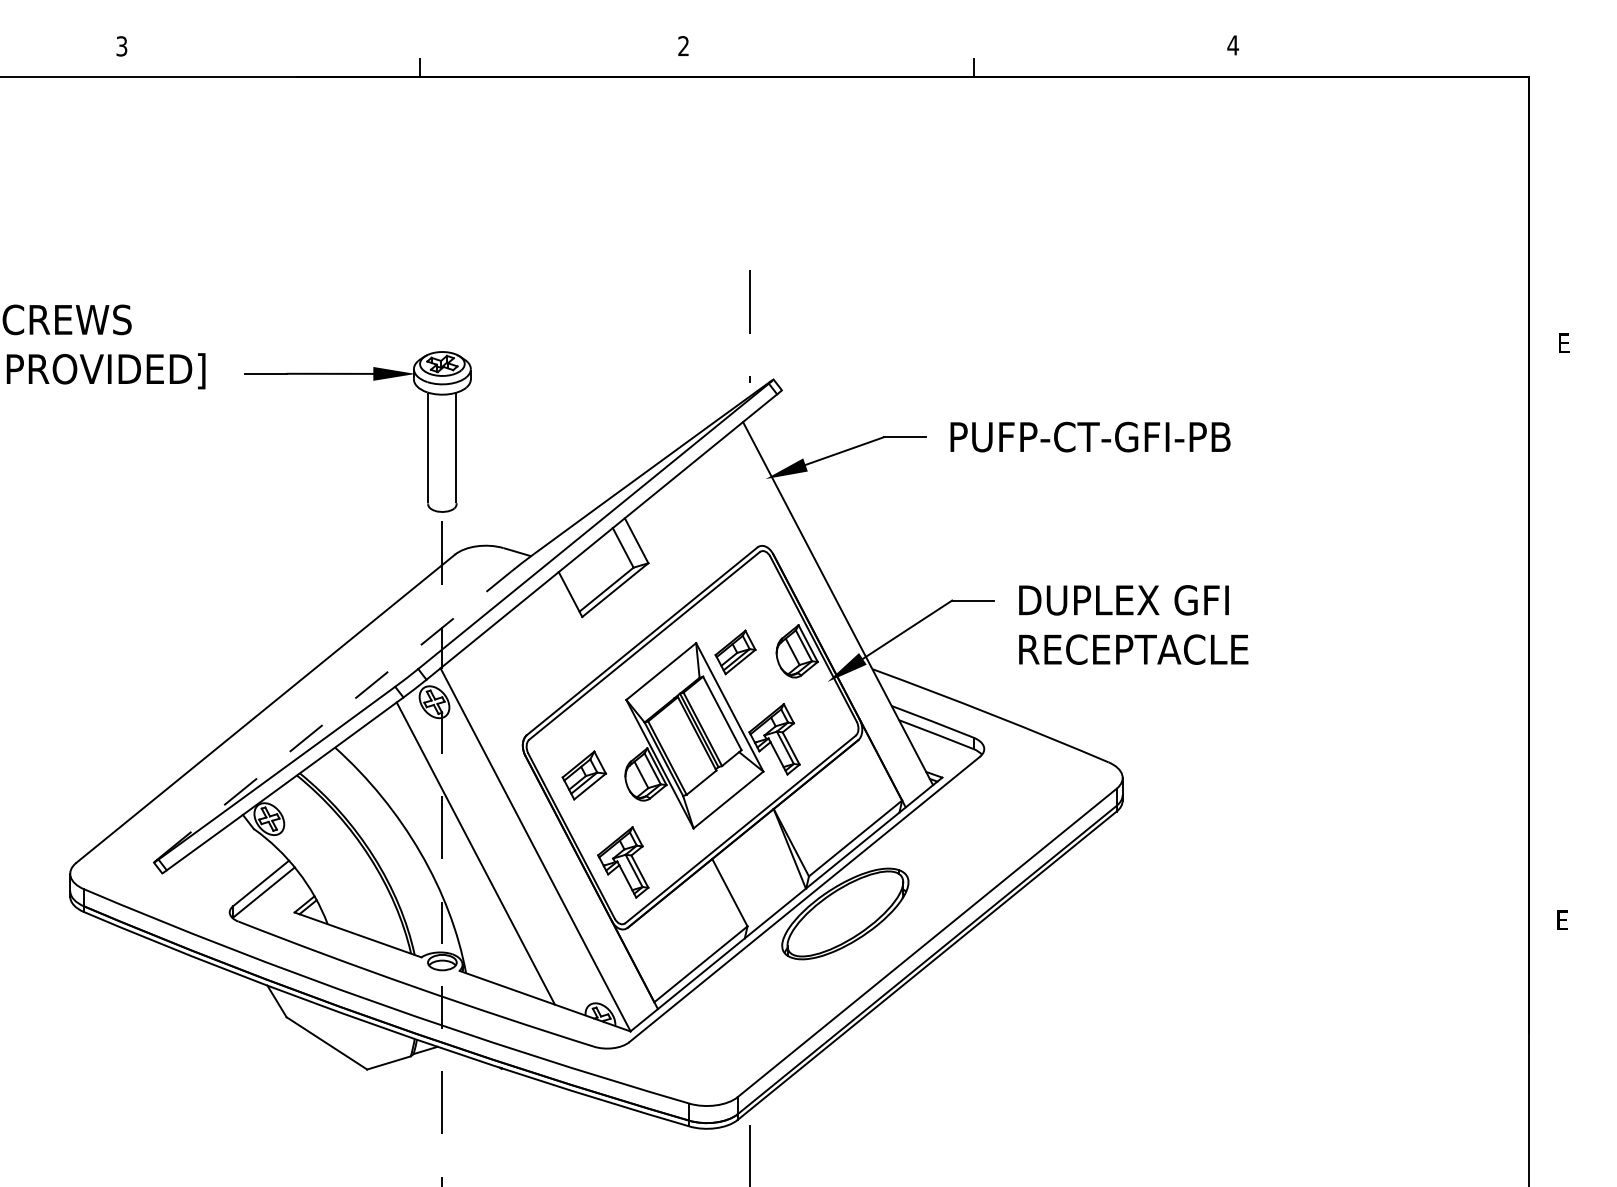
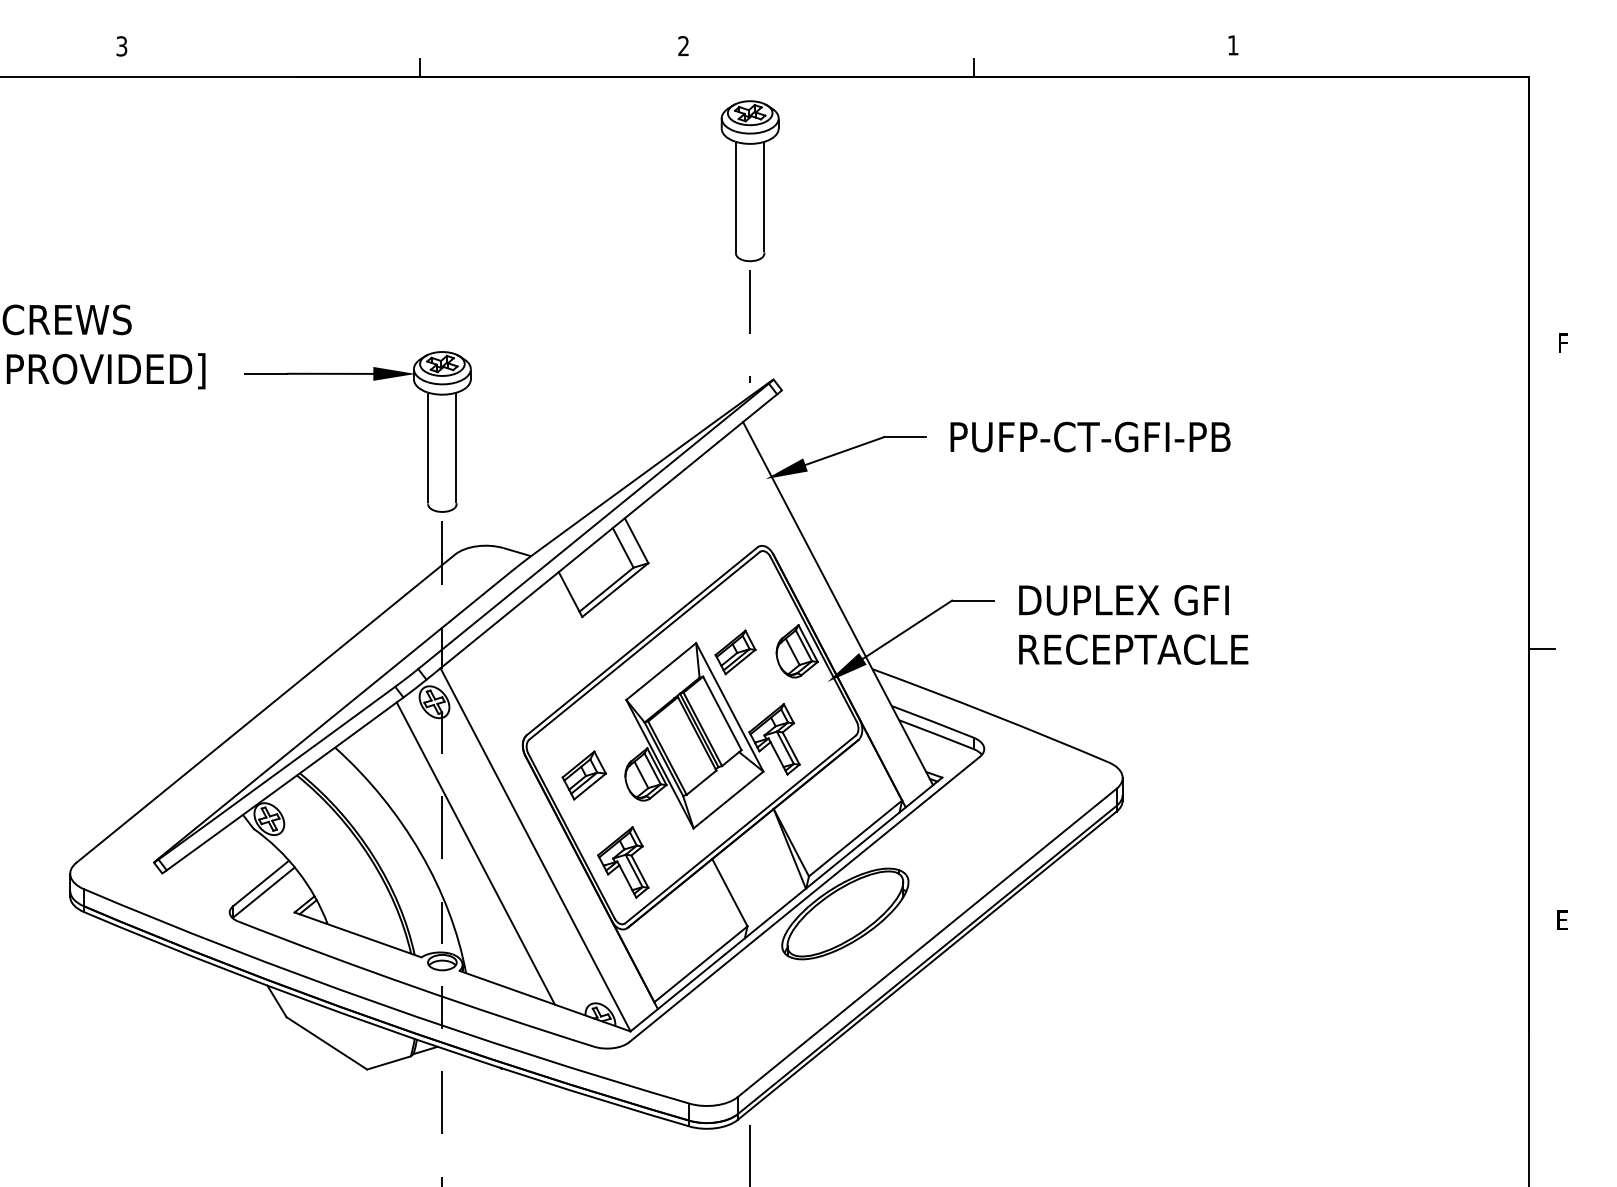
text: 4 -> 1 (1233, 45)
part: none -> present (749, 181)
text: E -> F (1565, 342)
line: none -> present (1542, 649)
line: dashed -> solid (335, 714)
